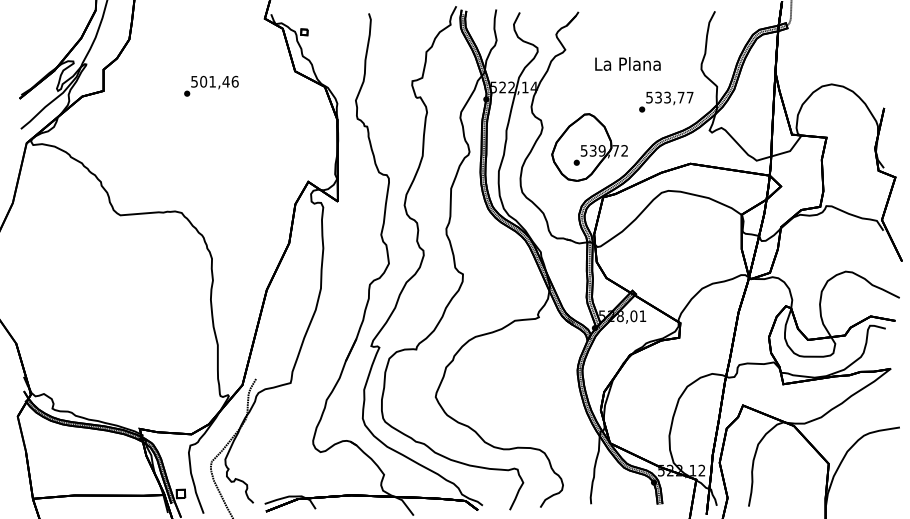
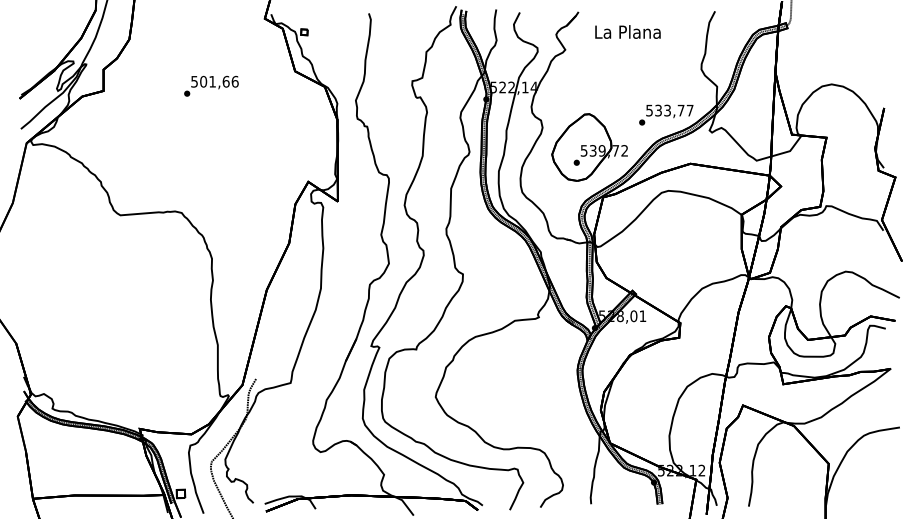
text position: (627, 63) -> (627, 31) (627, 31)
text: 501,46 -> 501,66 (225, 81)
text position: (666, 101) -> (666, 114) (666, 114)
